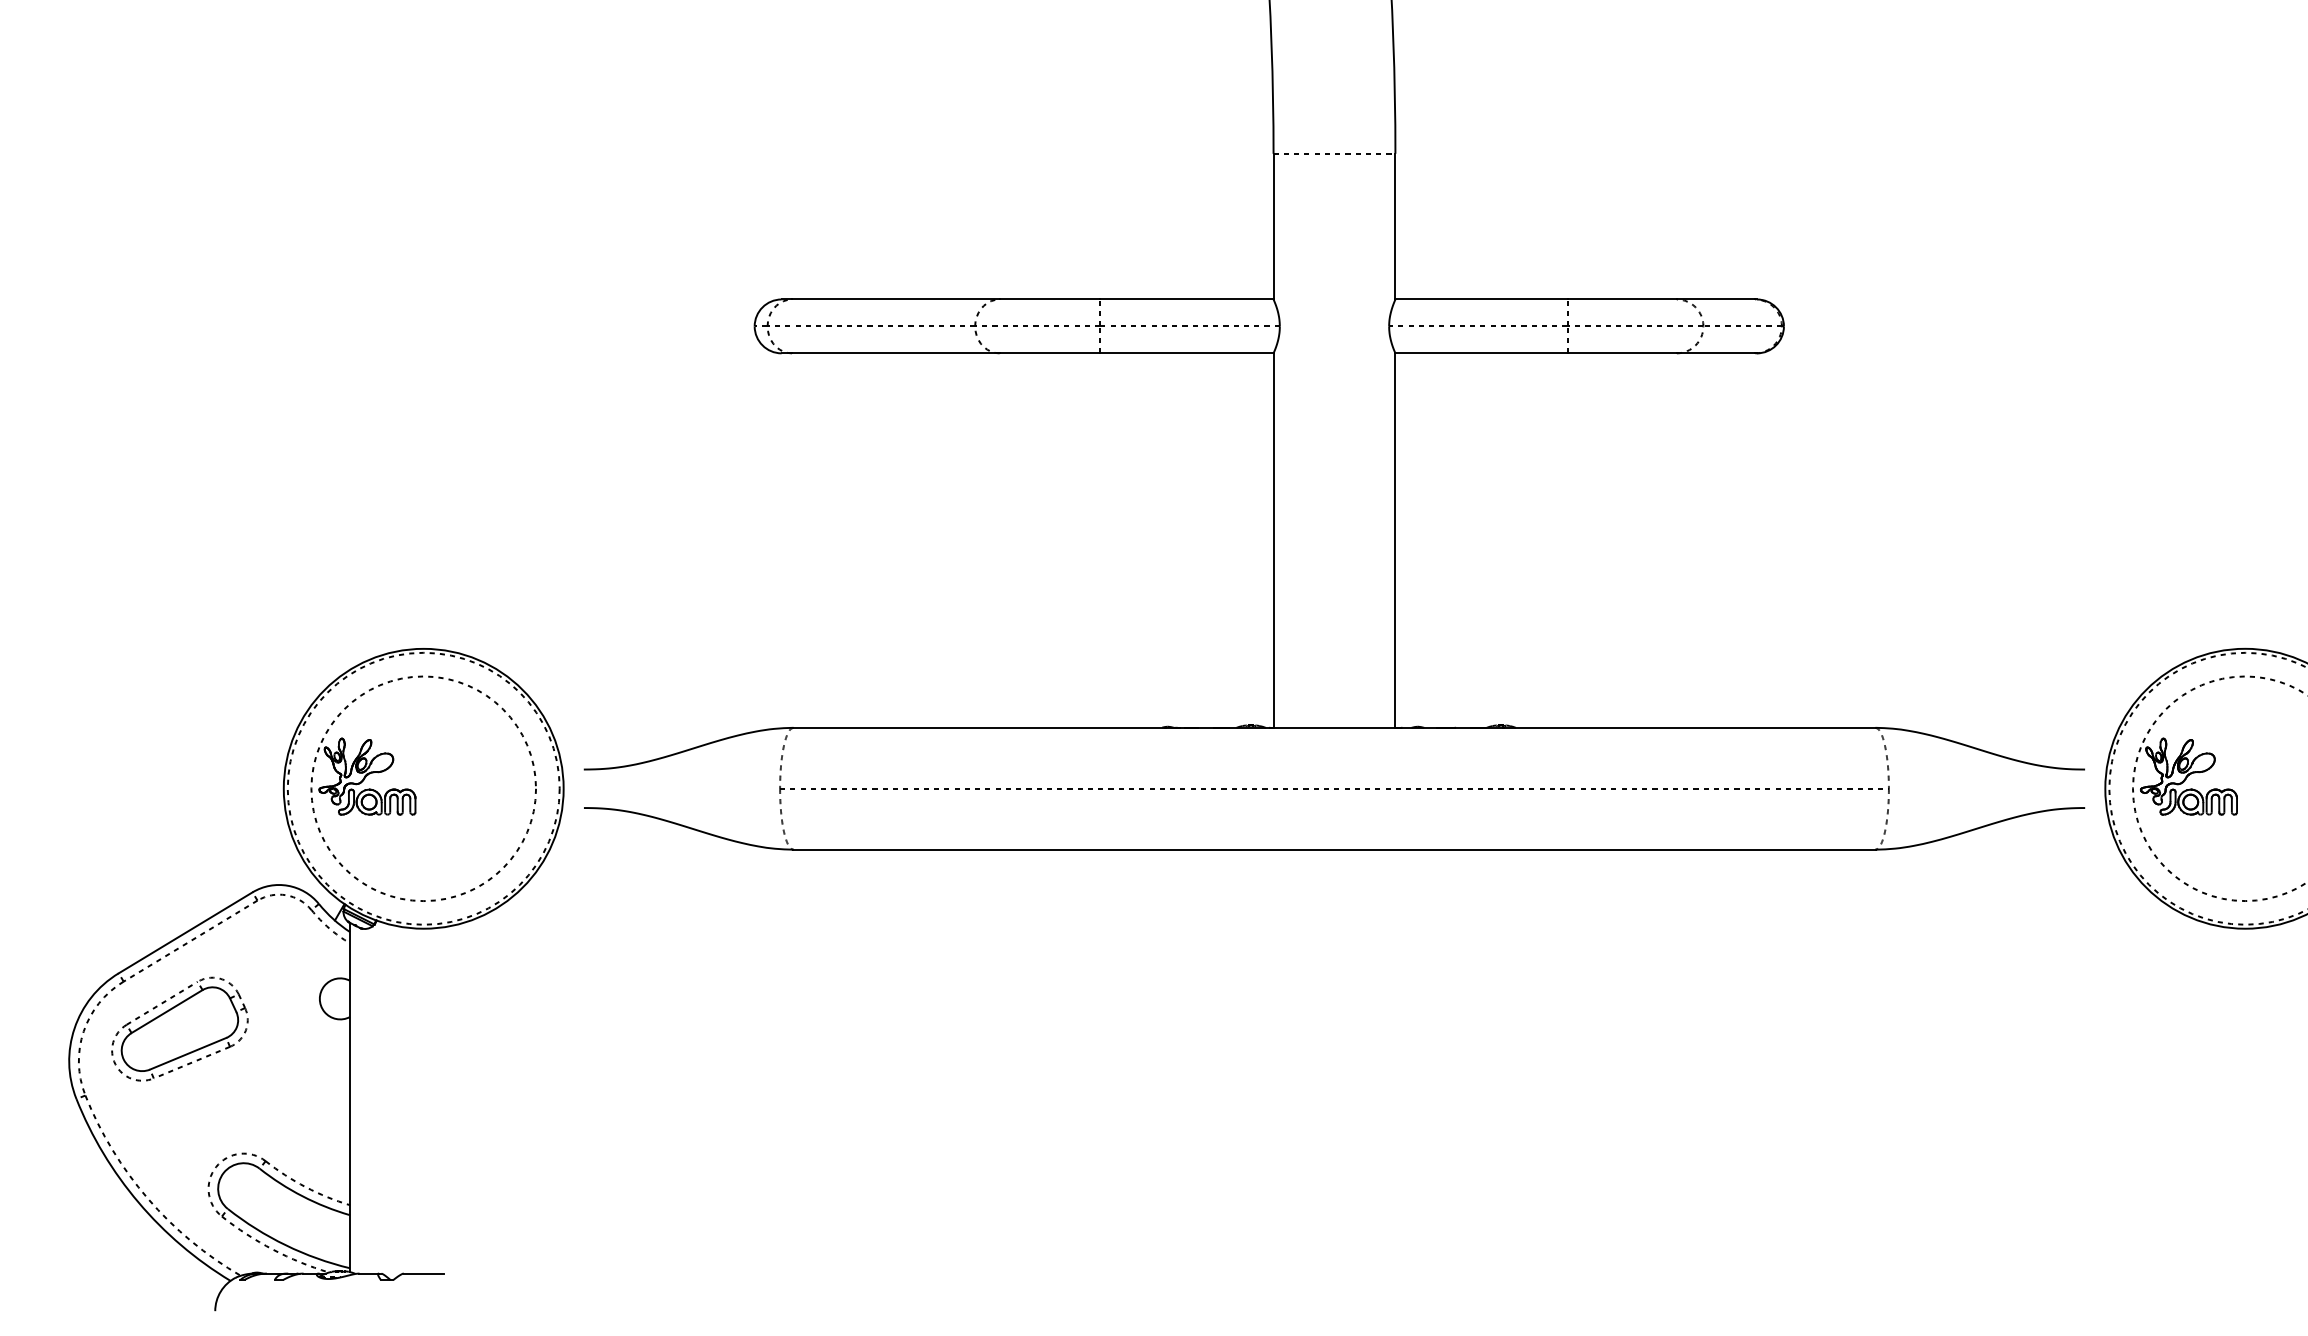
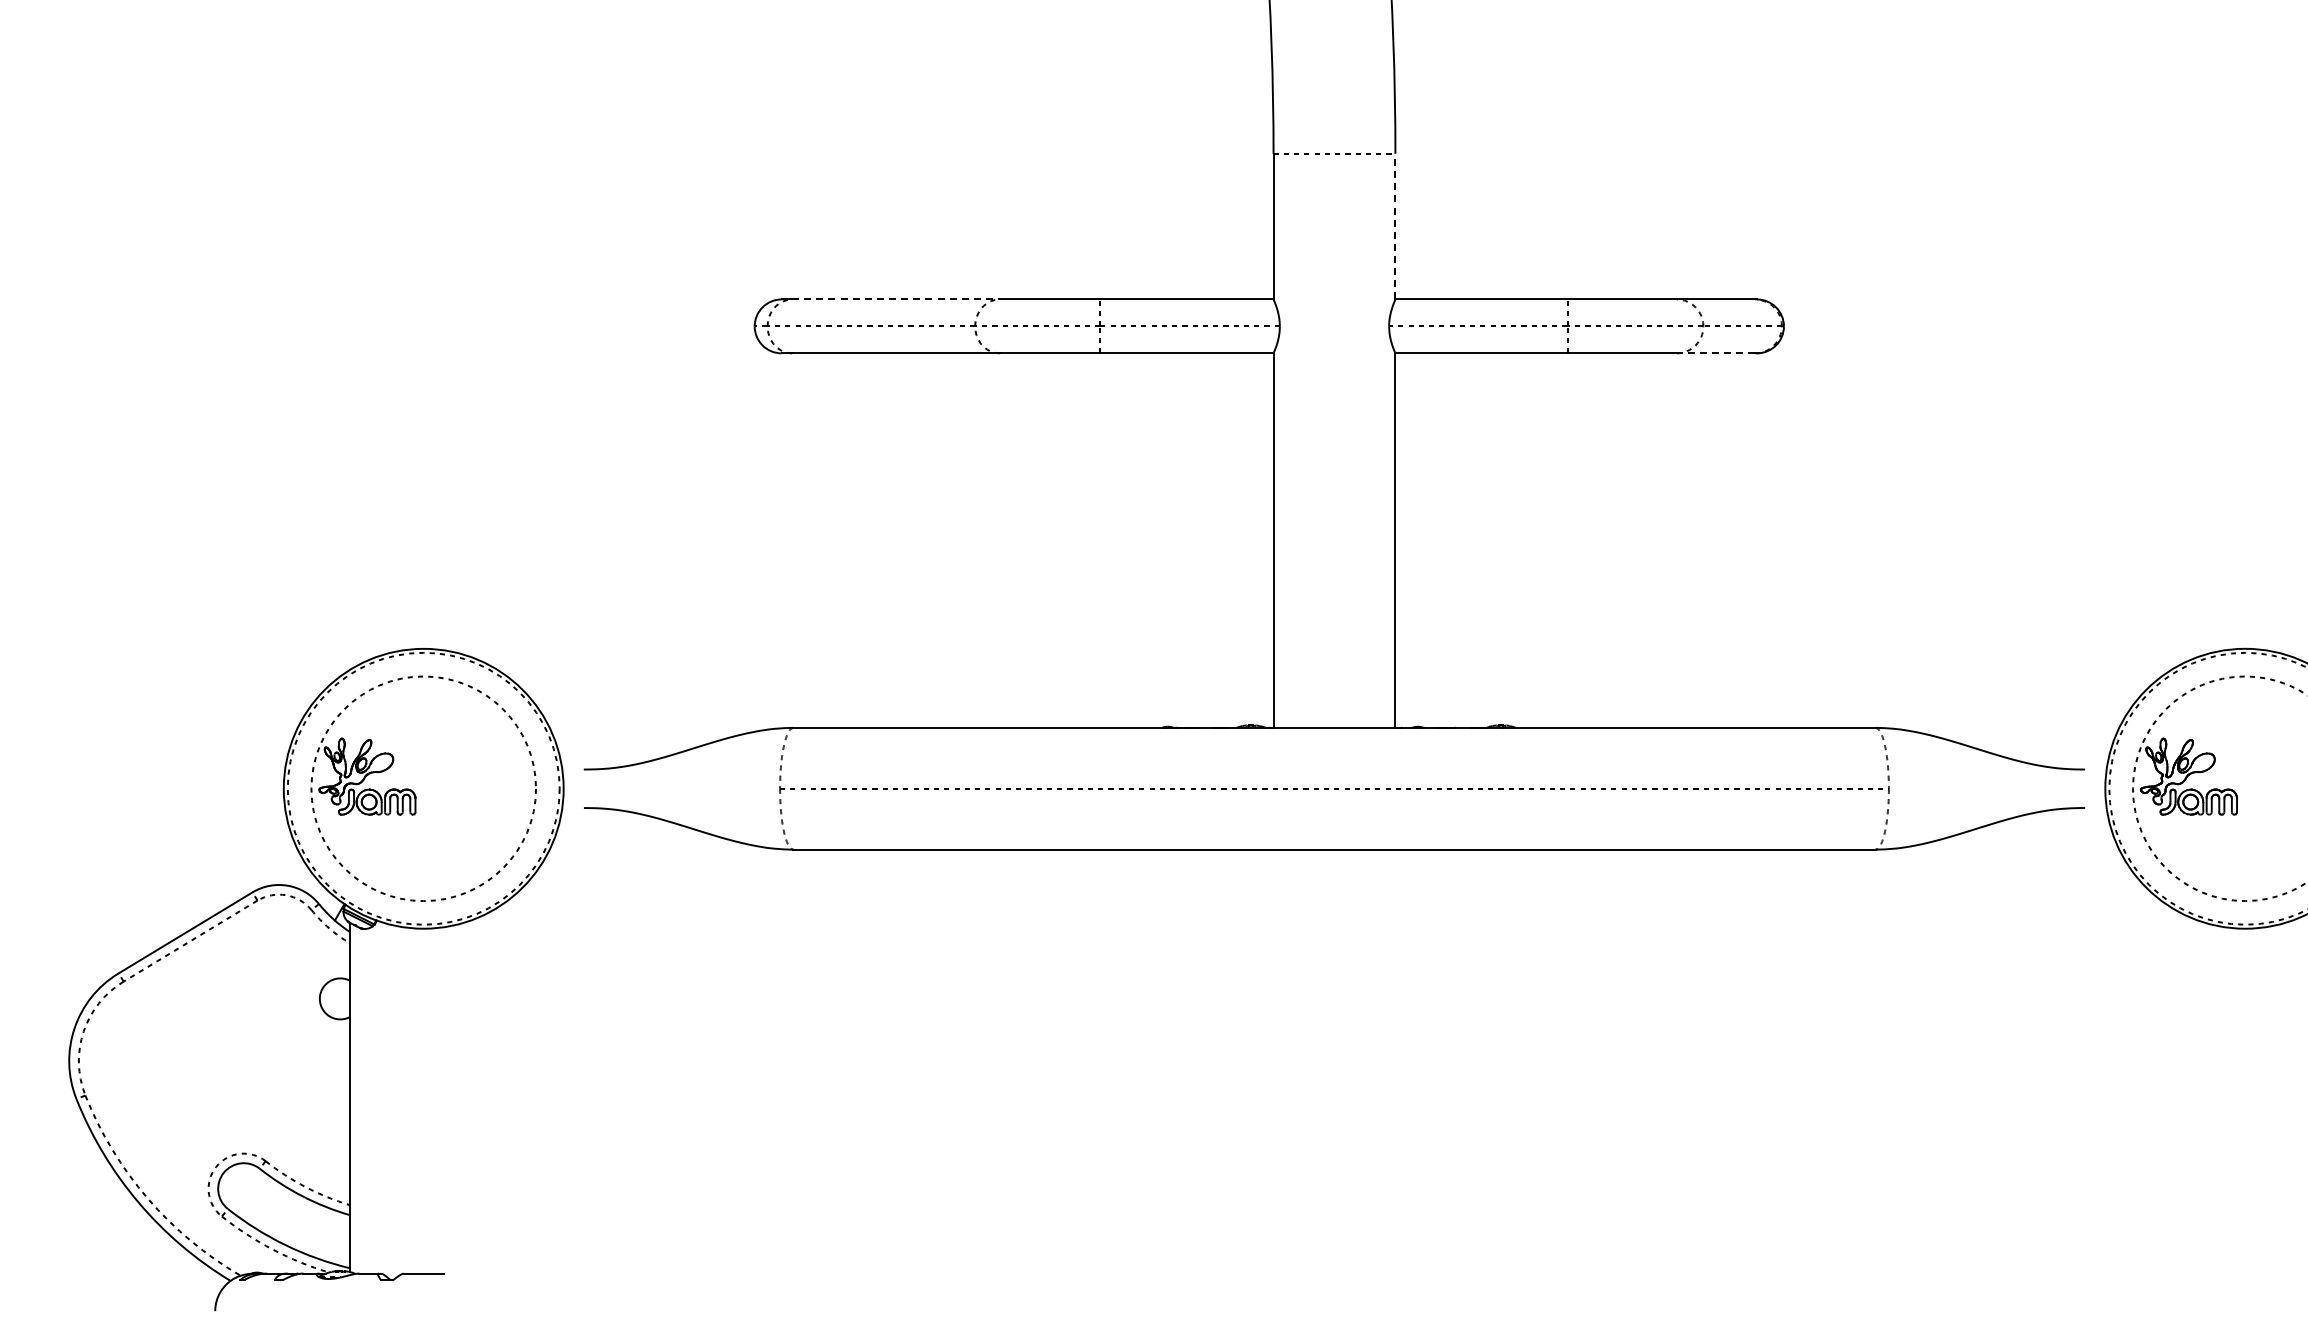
line: solid -> dashed (1395, 226)
line: solid -> dashed (895, 299)
line: solid -> dashed (1715, 353)
part: present -> none (179, 1028)
